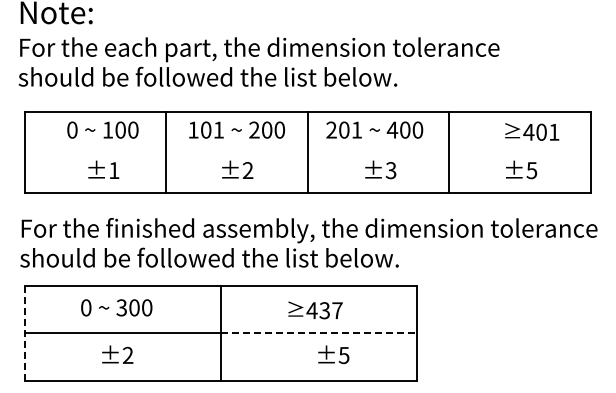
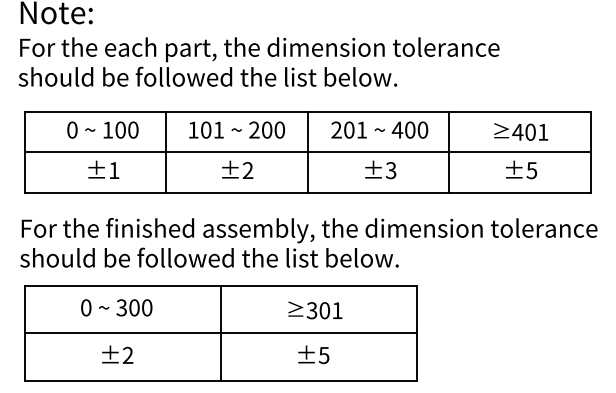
text position: (374, 129) -> (379, 129) (379, 129)
text position: (532, 131) -> (521, 131) (521, 131)
line: none -> present (307, 152)
text: 437 -> 301 (324, 310)
line: dashed -> solid (24, 333)
line: dashed -> solid (319, 333)
text position: (333, 354) -> (313, 354) (313, 354)
